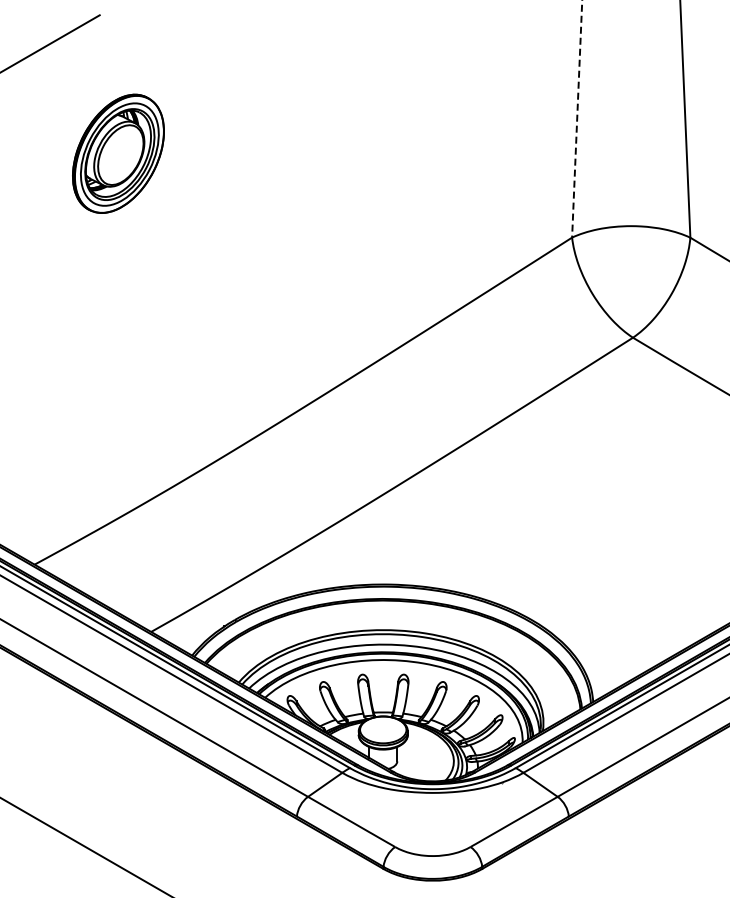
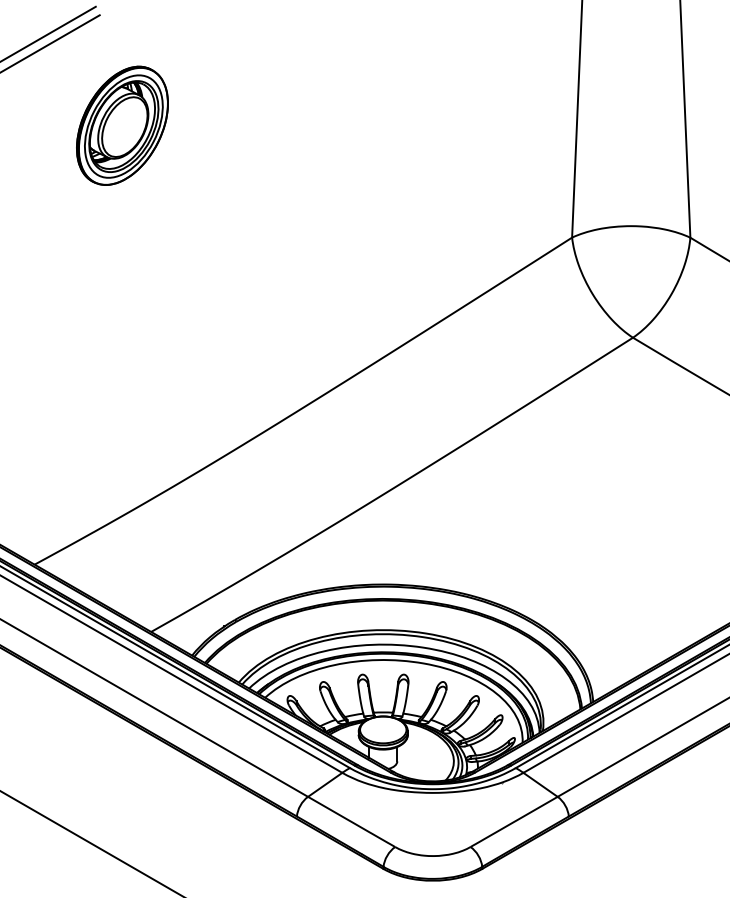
line: none -> present (48, 33)
line: dashed -> solid (577, 118)
part position: (118, 153) -> (122, 125) (122, 125)
line position: (84, 846) -> (90, 843) (90, 843)
